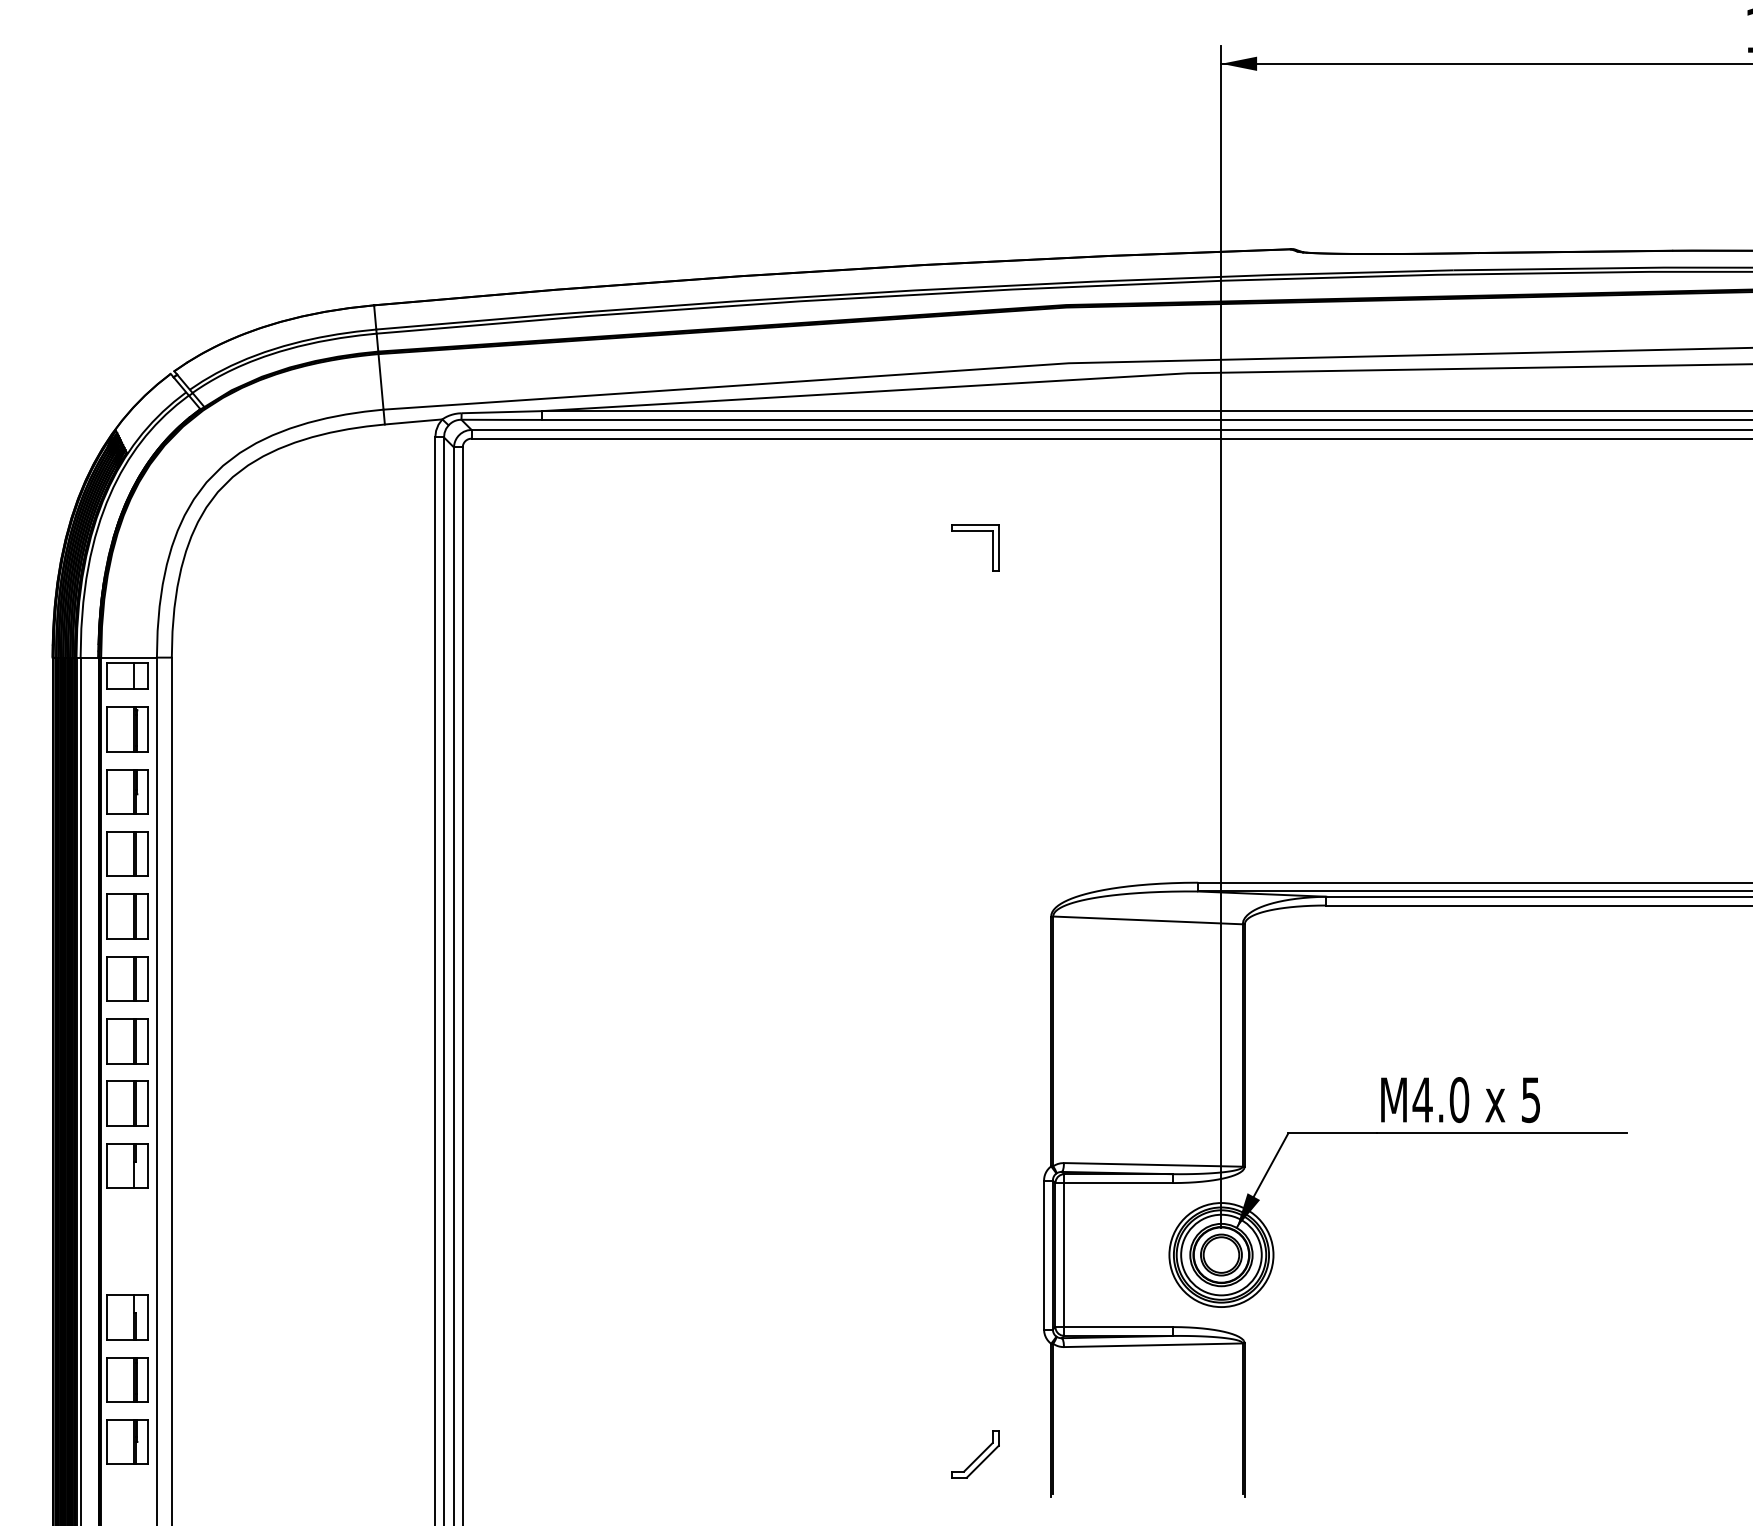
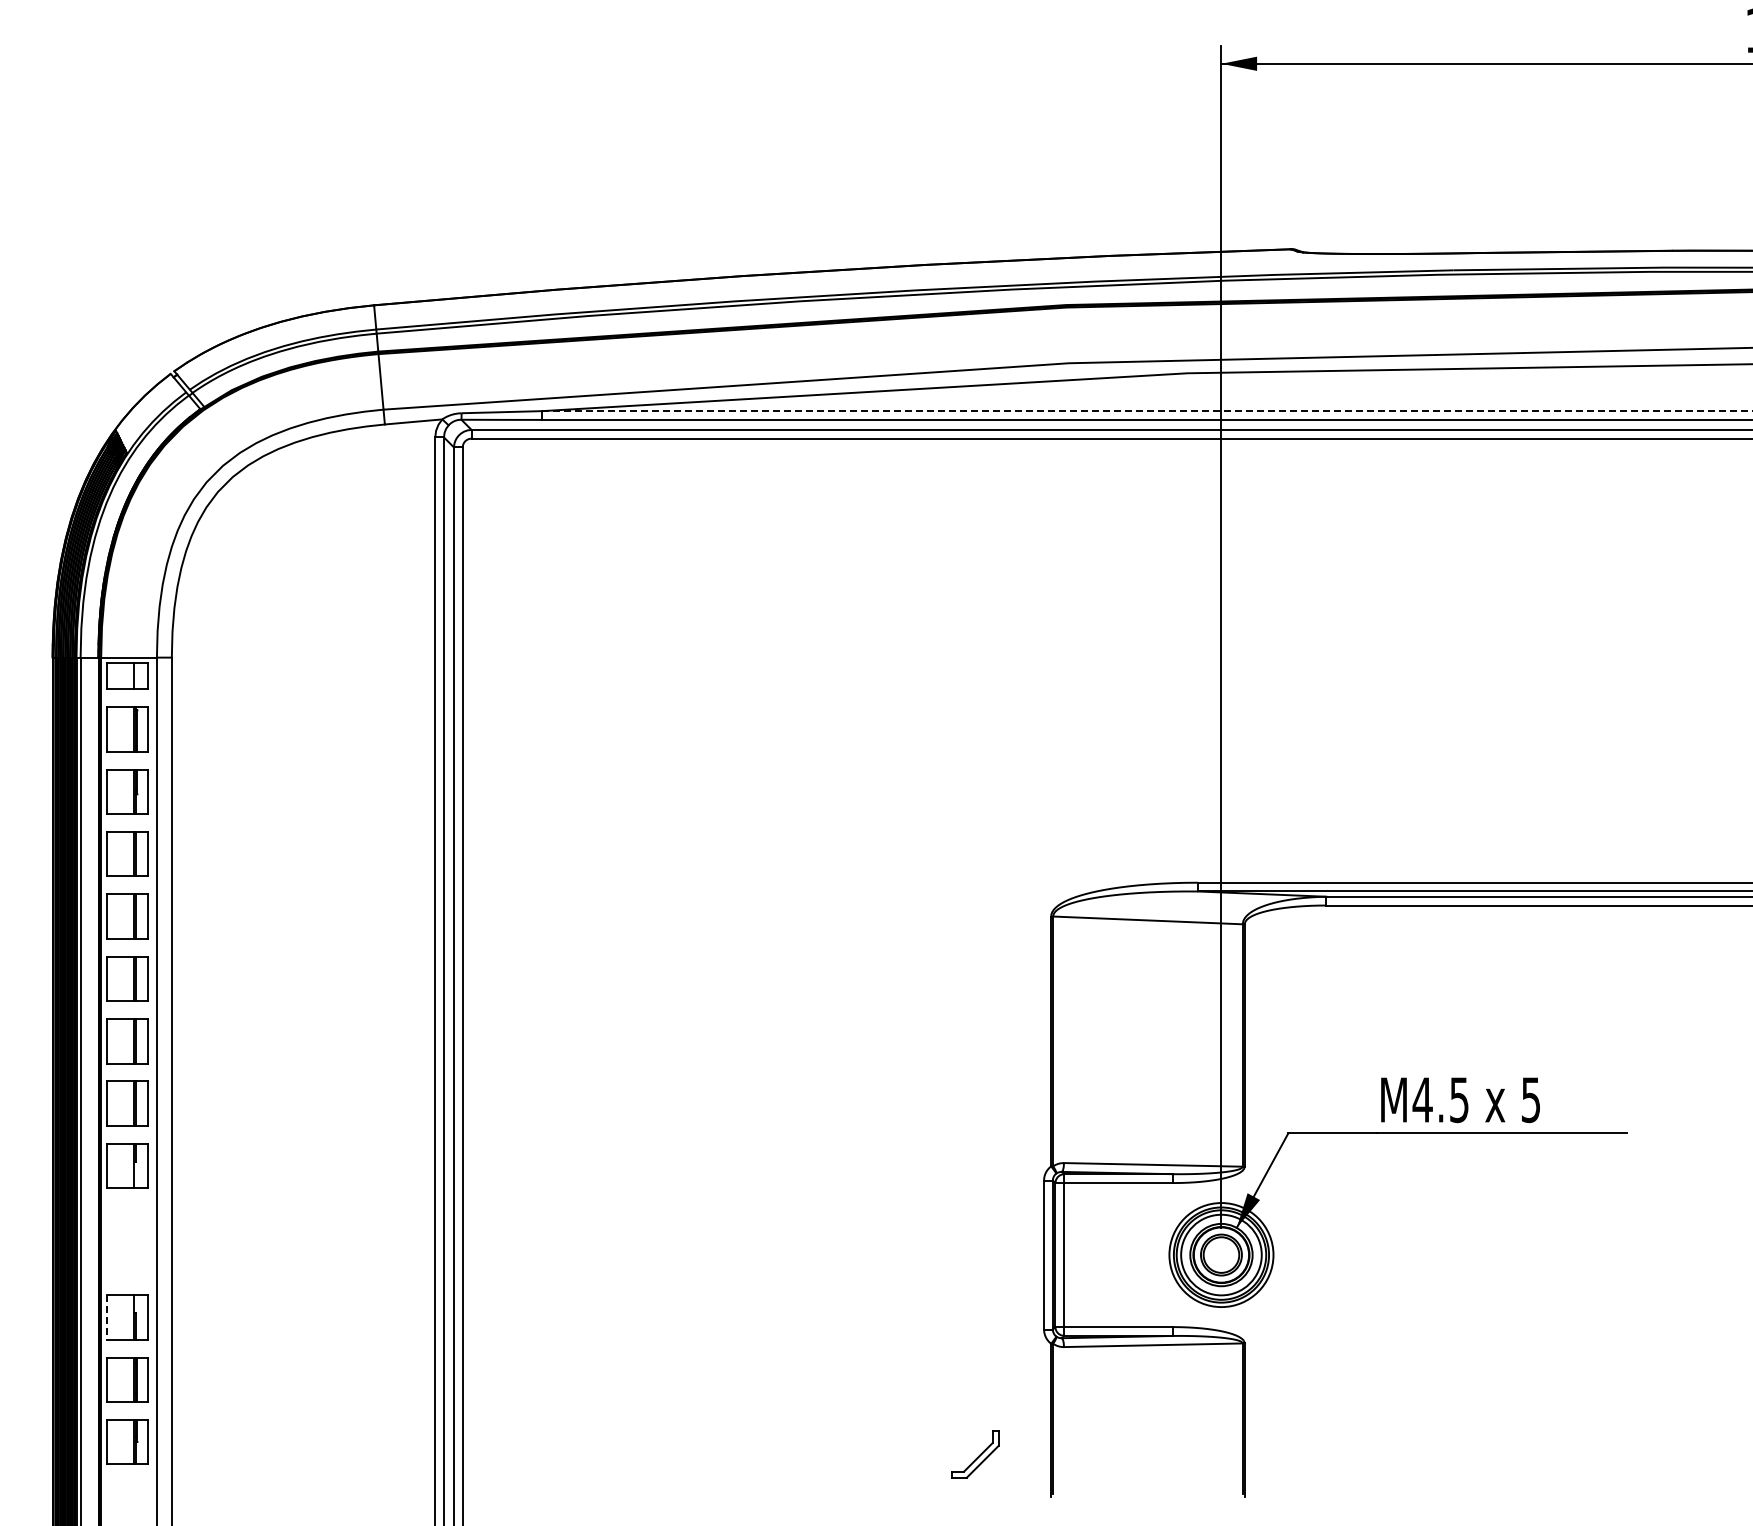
line: solid -> dashed (1147, 411)
part: present -> none (975, 531)
text: M4.0 -> M4.5 (1459, 1100)
line: solid -> dashed (107, 1317)
